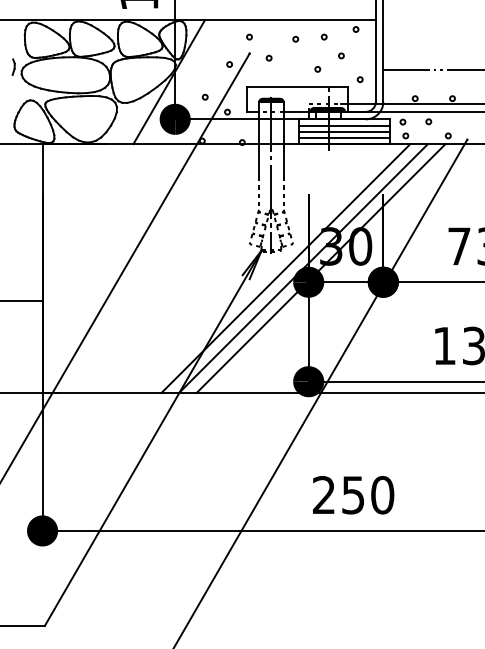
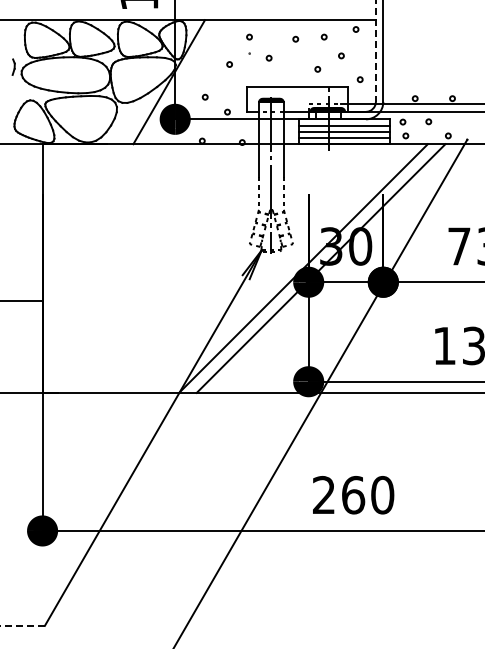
line: solid -> dashed (375, 51)
line: present -> none (432, 69)
line: present -> none (125, 266)
line: present -> none (285, 268)
text: 250 -> 260 (353, 495)
line: solid -> dashed (22, 625)
